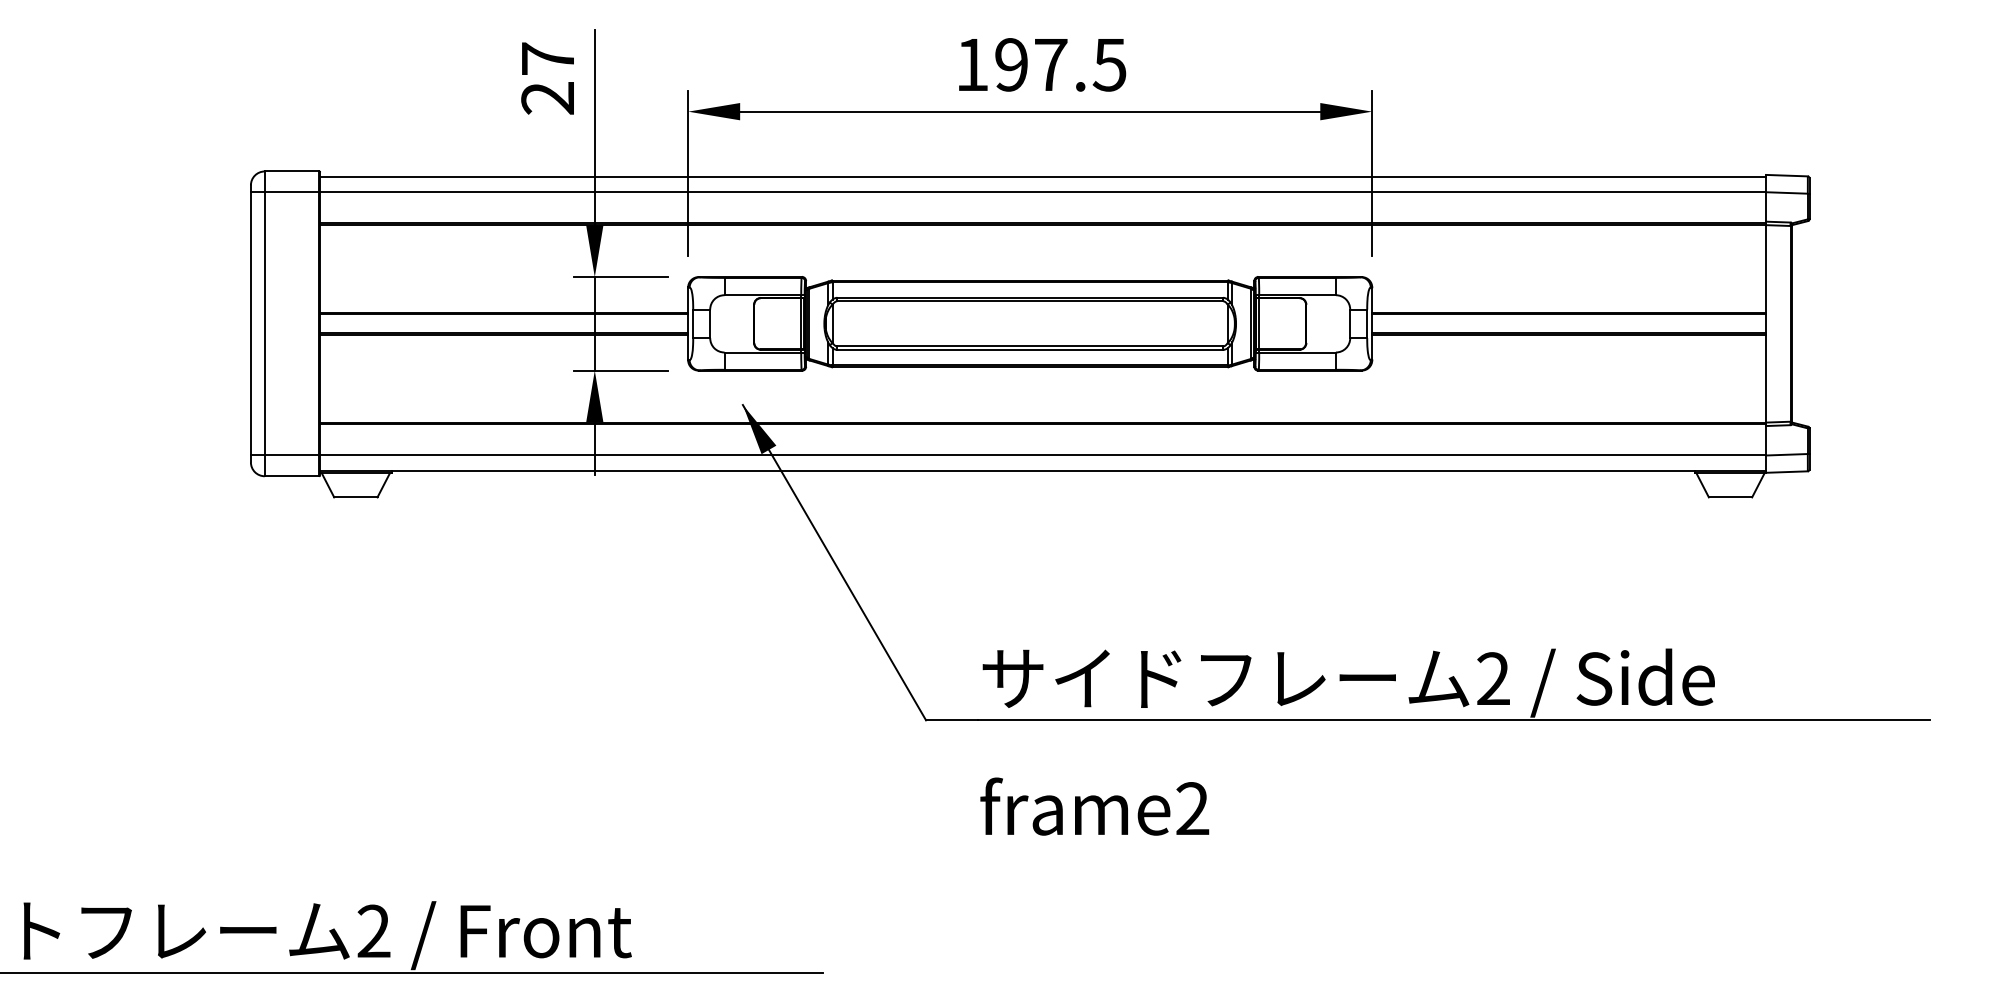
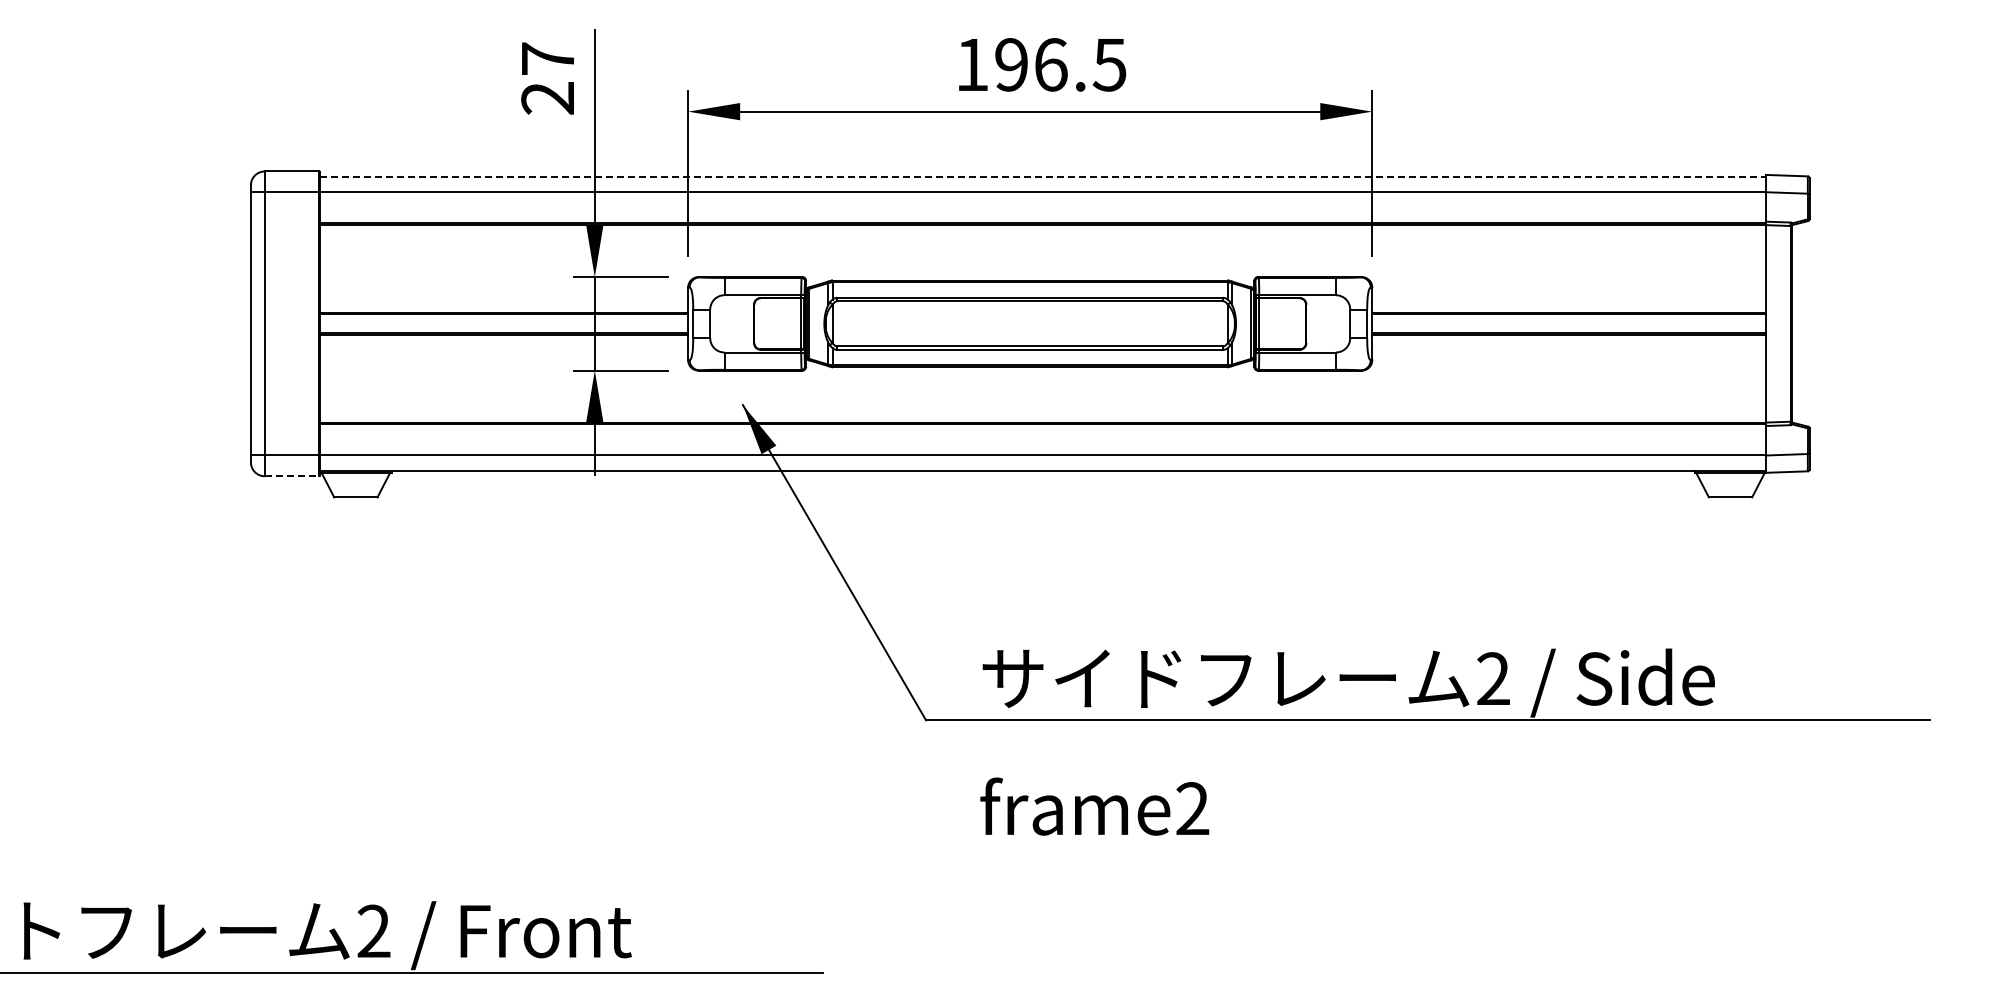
text: 197.5 -> 196.5 (1051, 64)
line: solid -> dashed (1043, 176)
line: solid -> dashed (292, 476)
